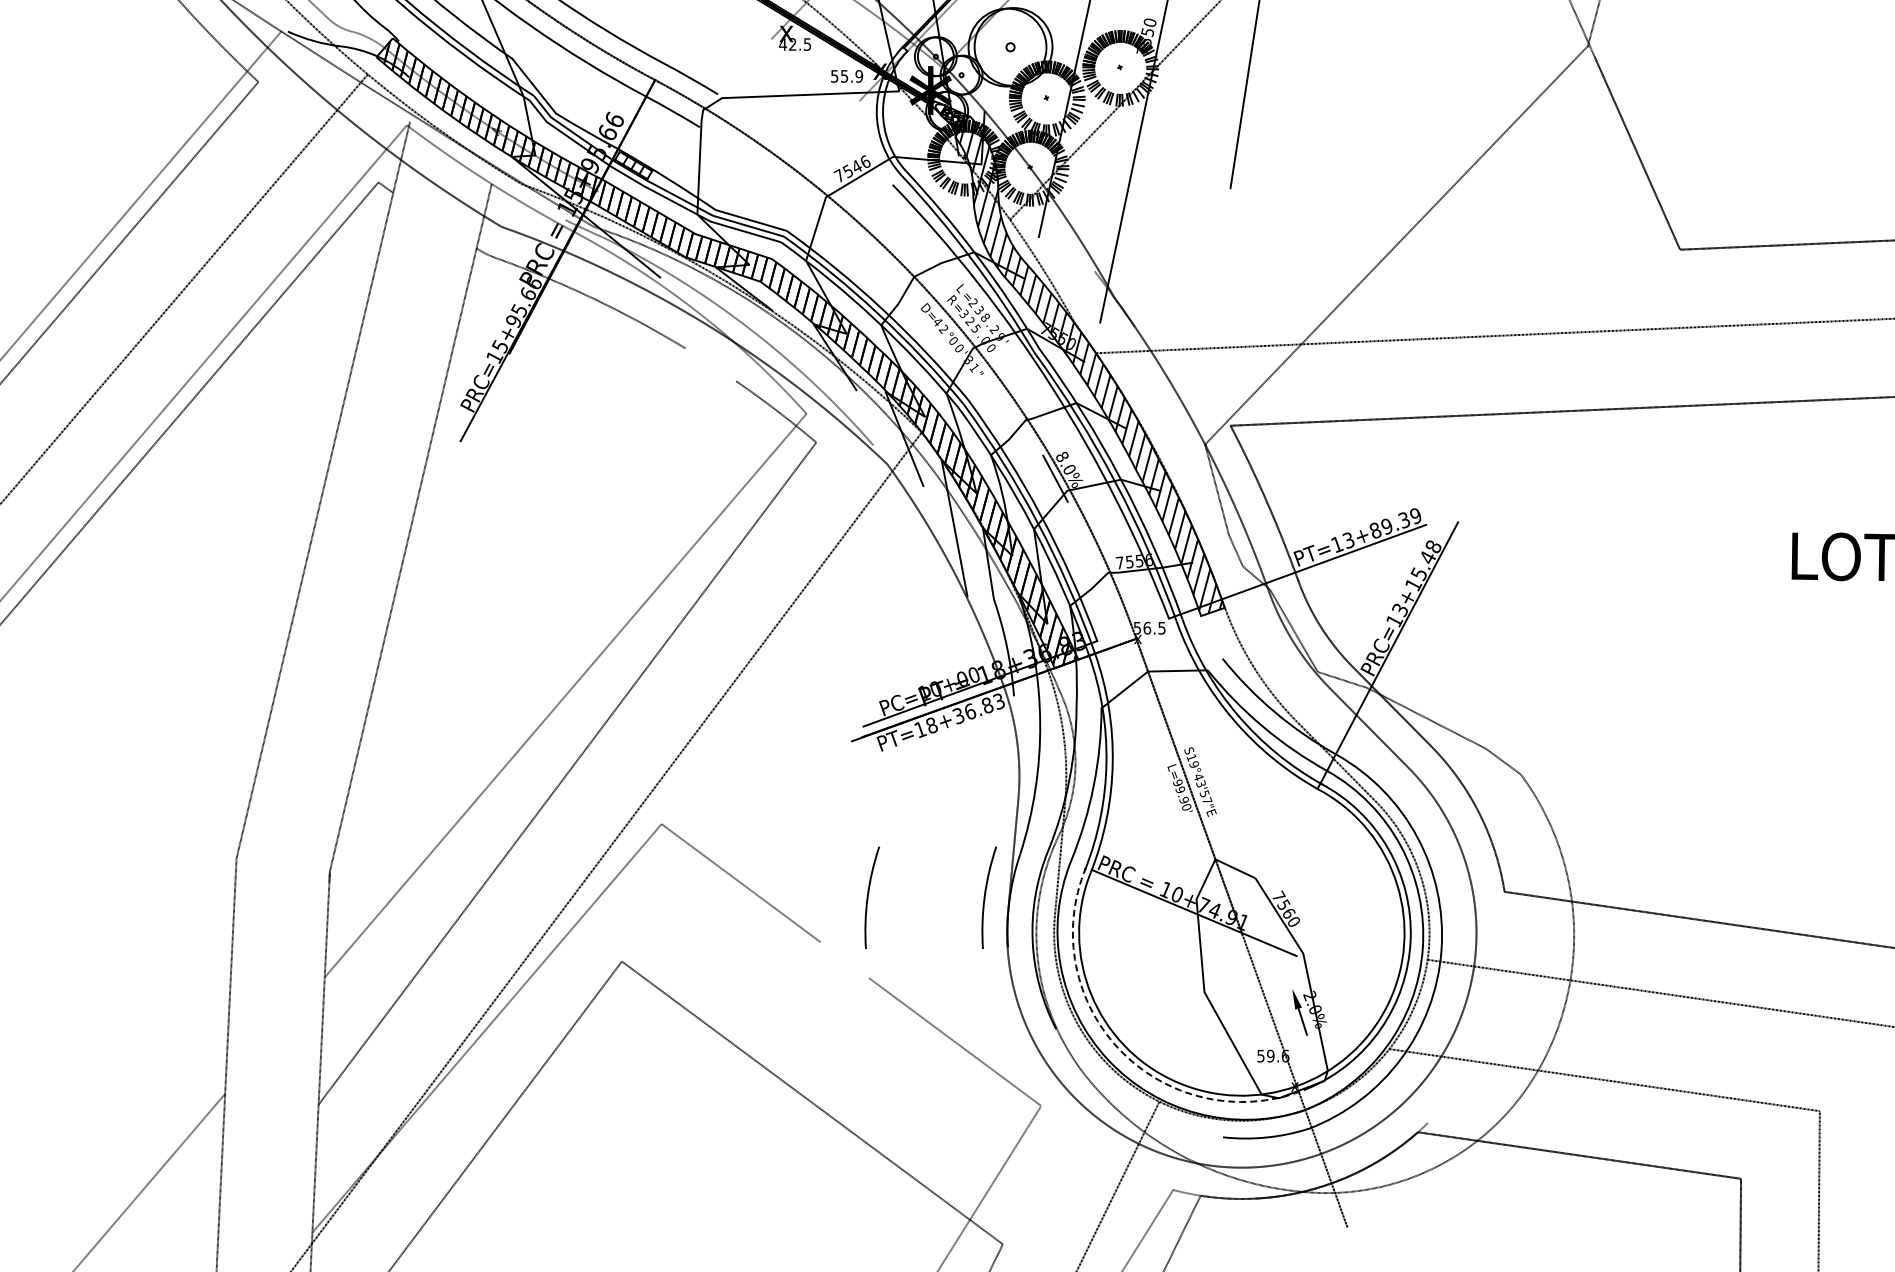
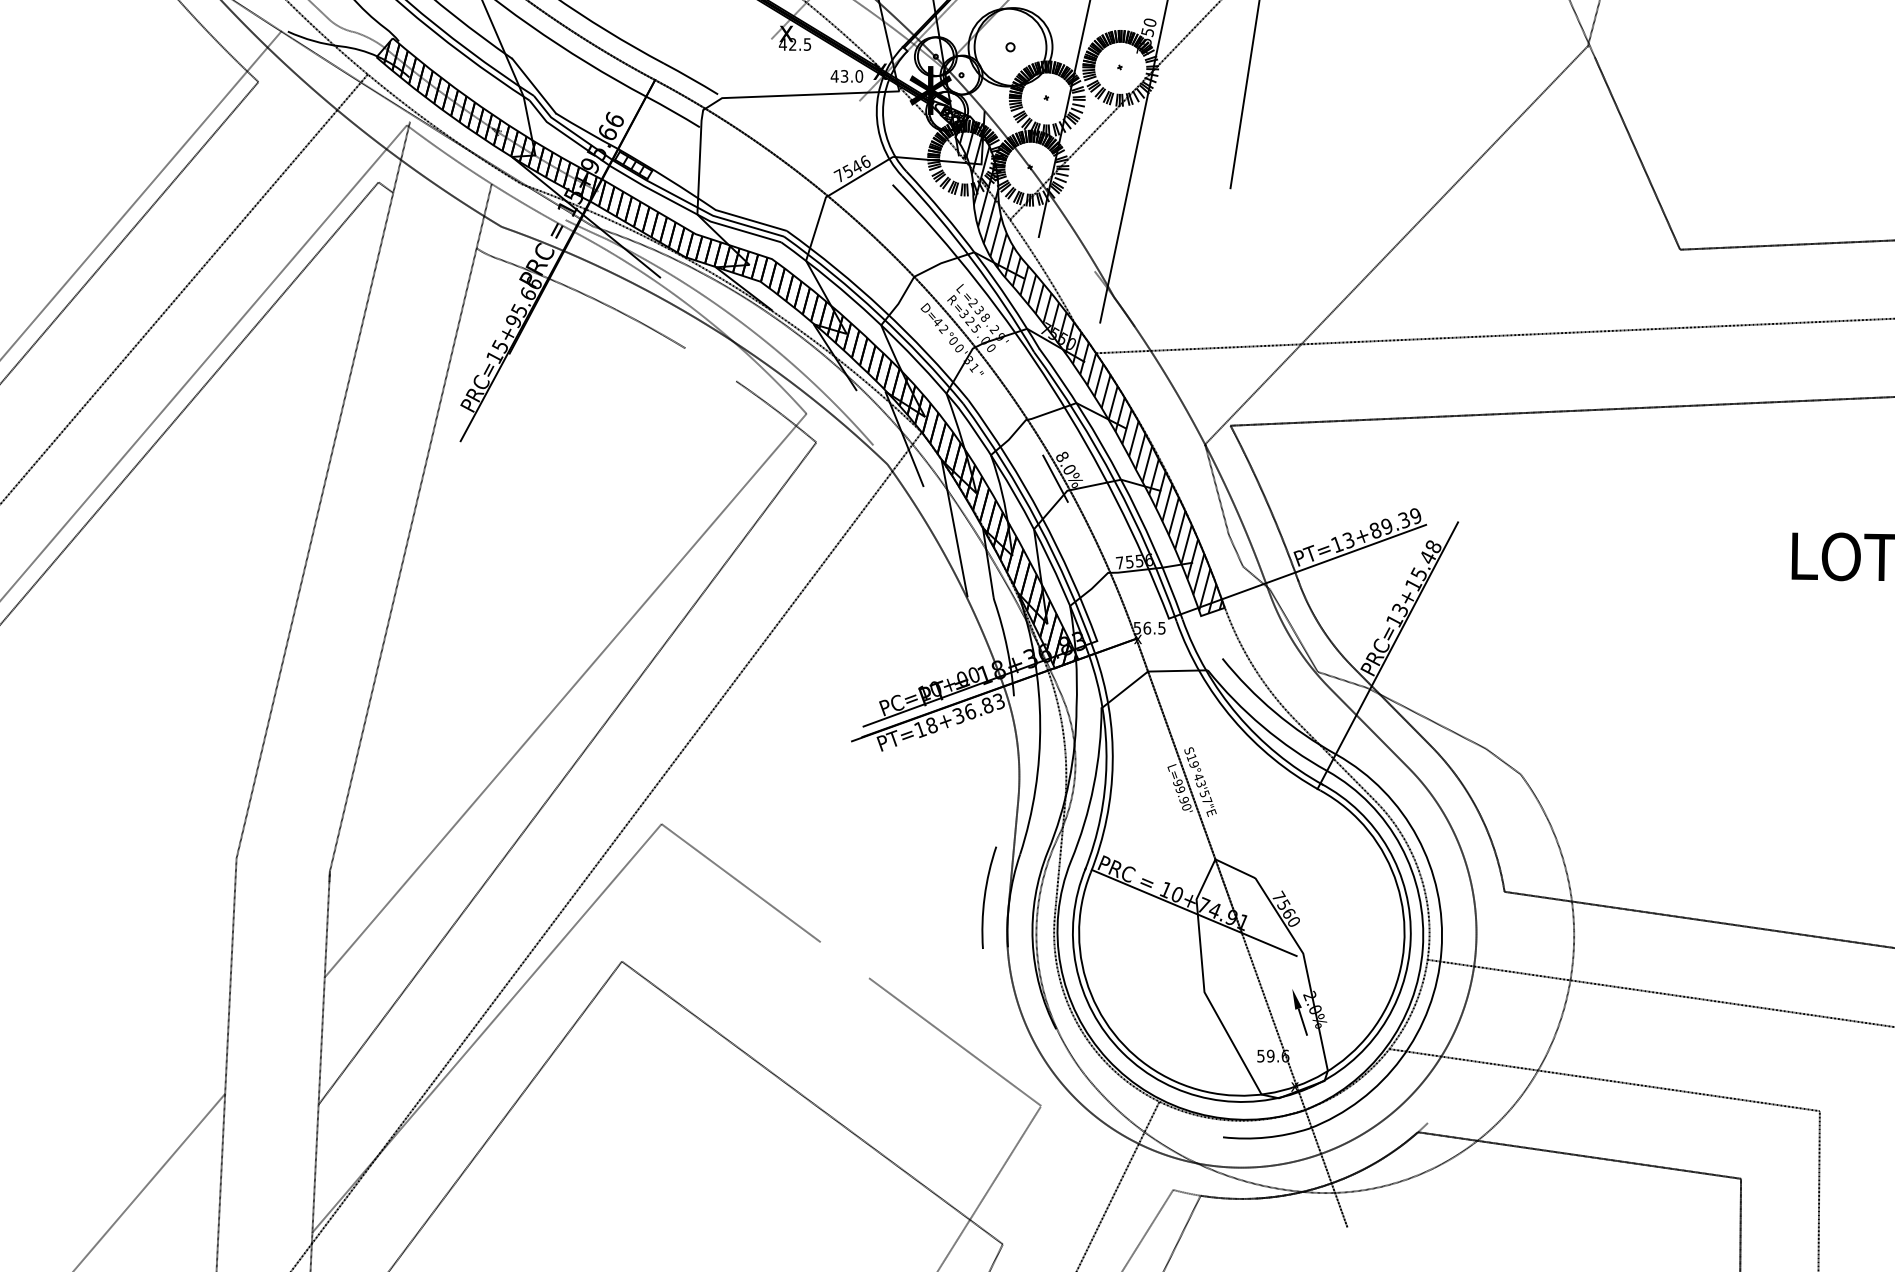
text: 55.9 -> 43.0 (846, 76)
curve: present -> none (868, 897)
arc: dashed -> solid (1122, 1052)
